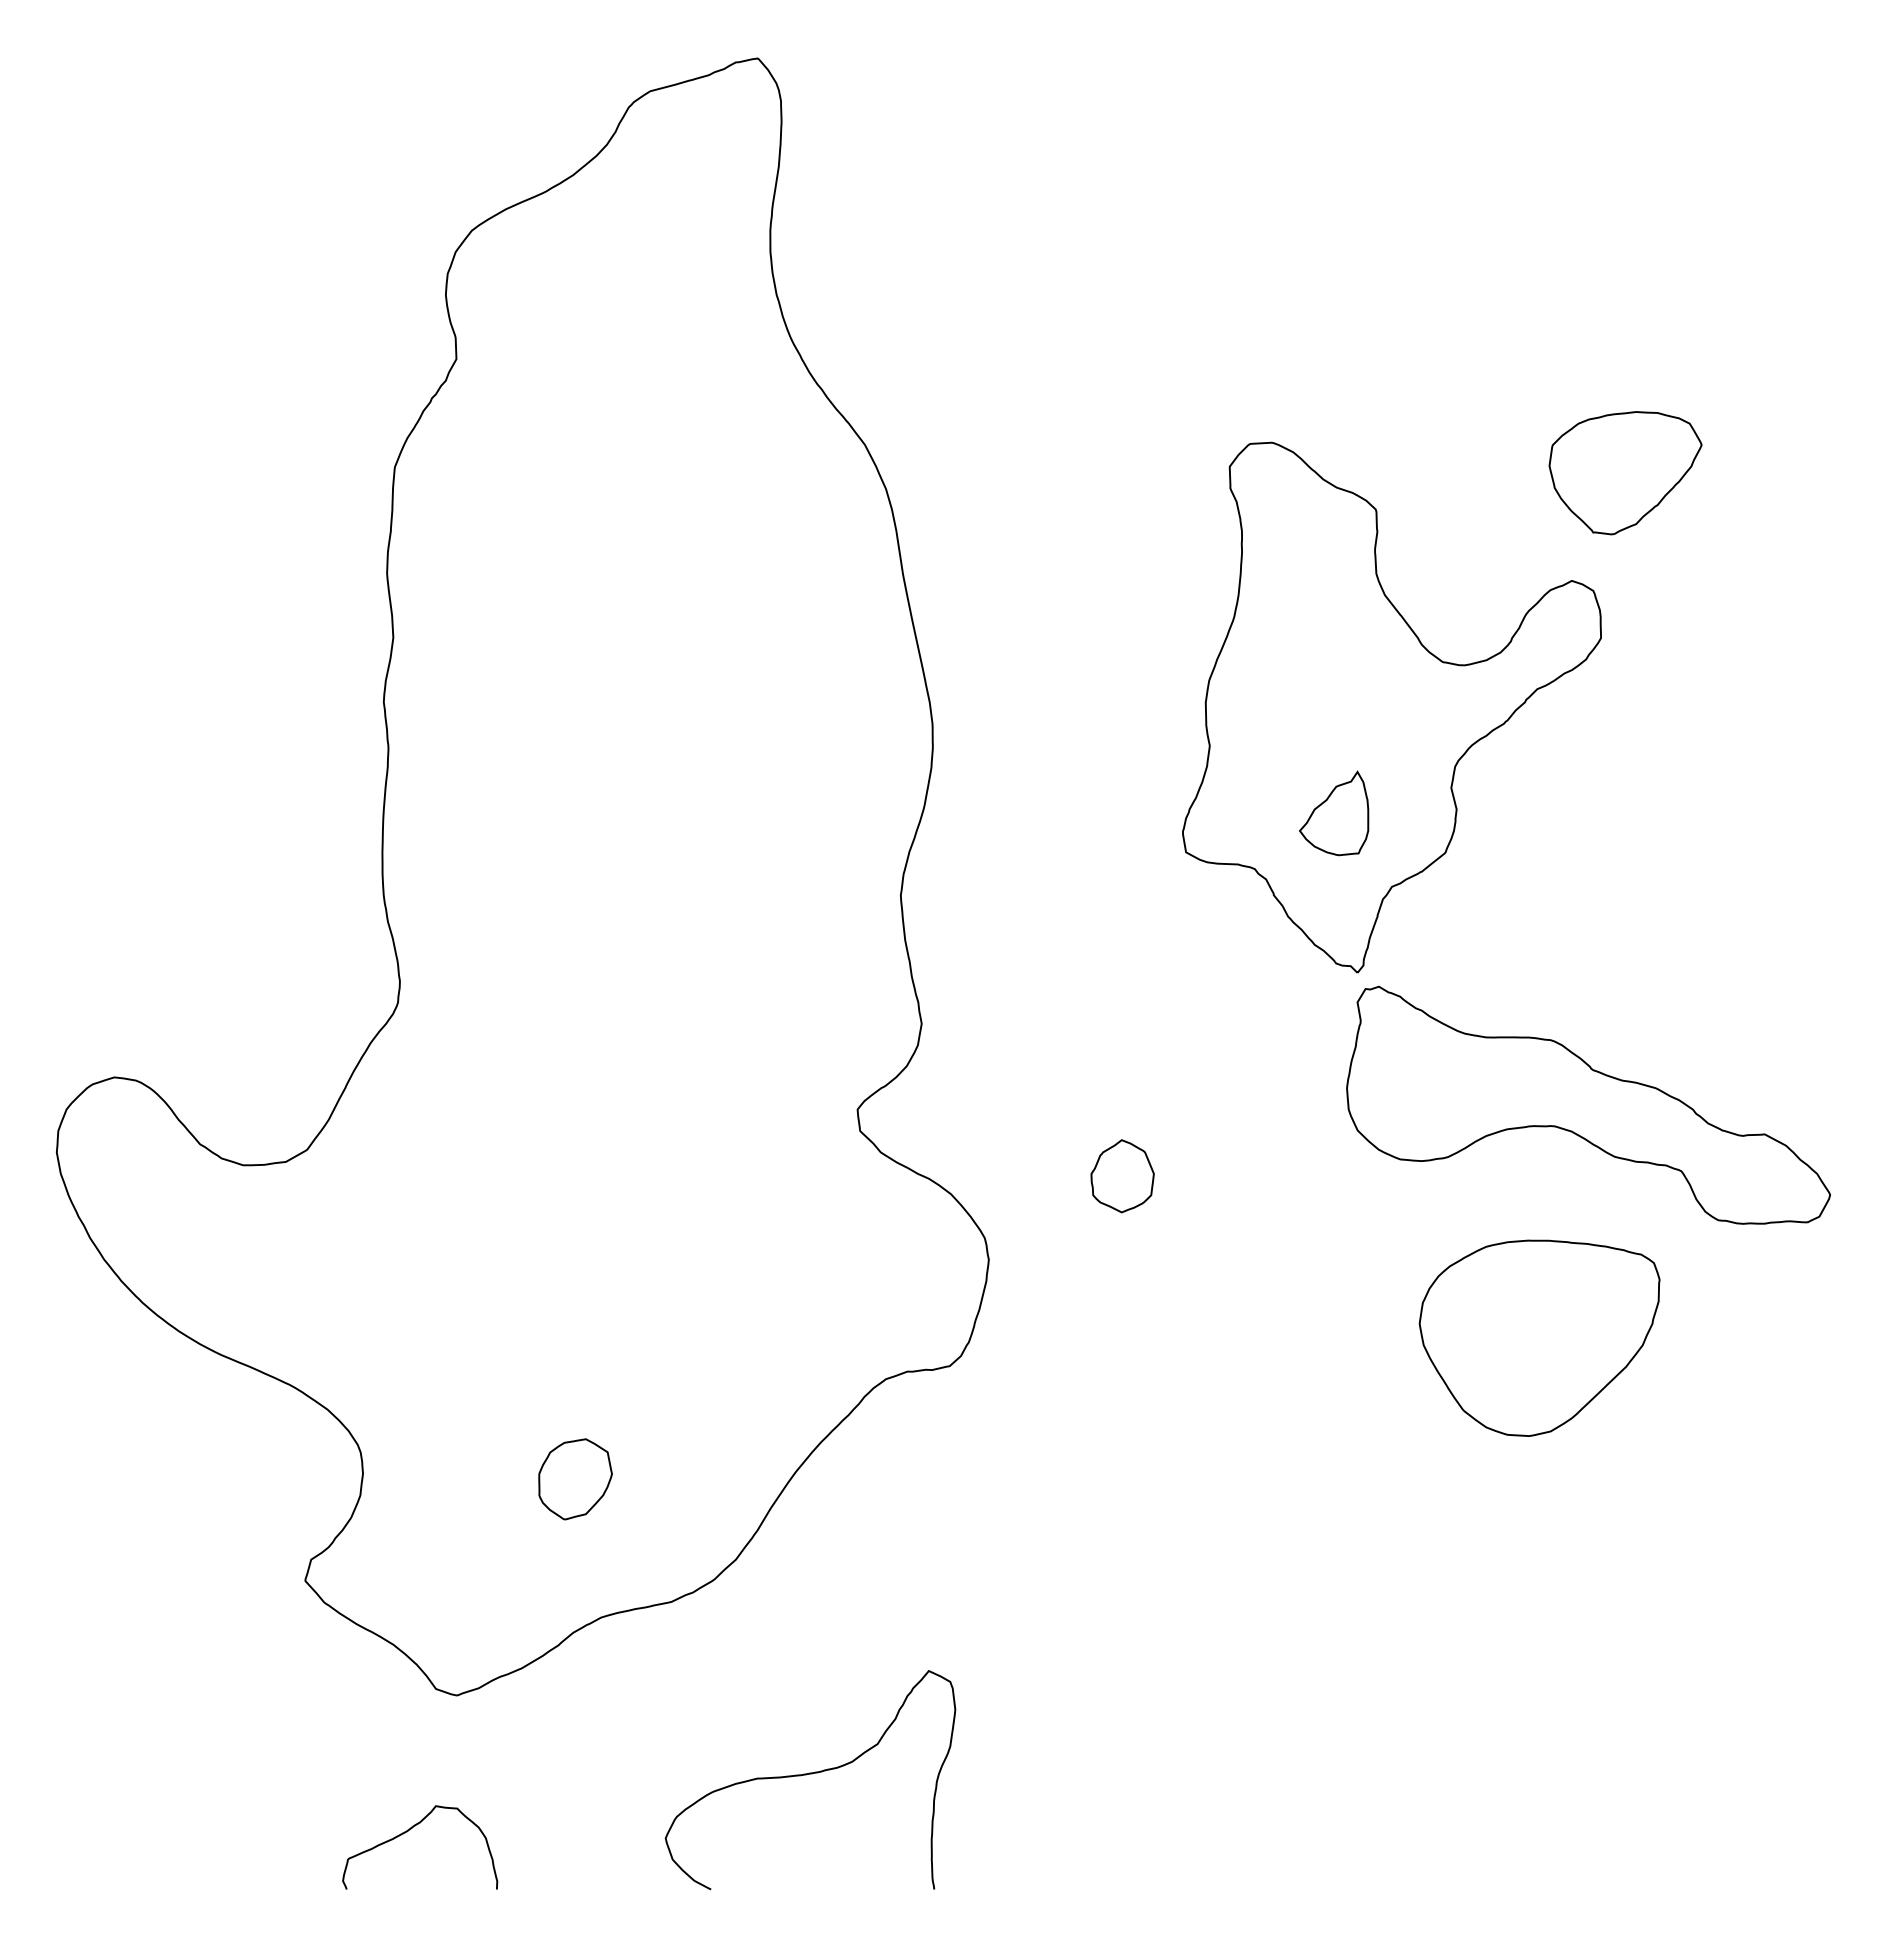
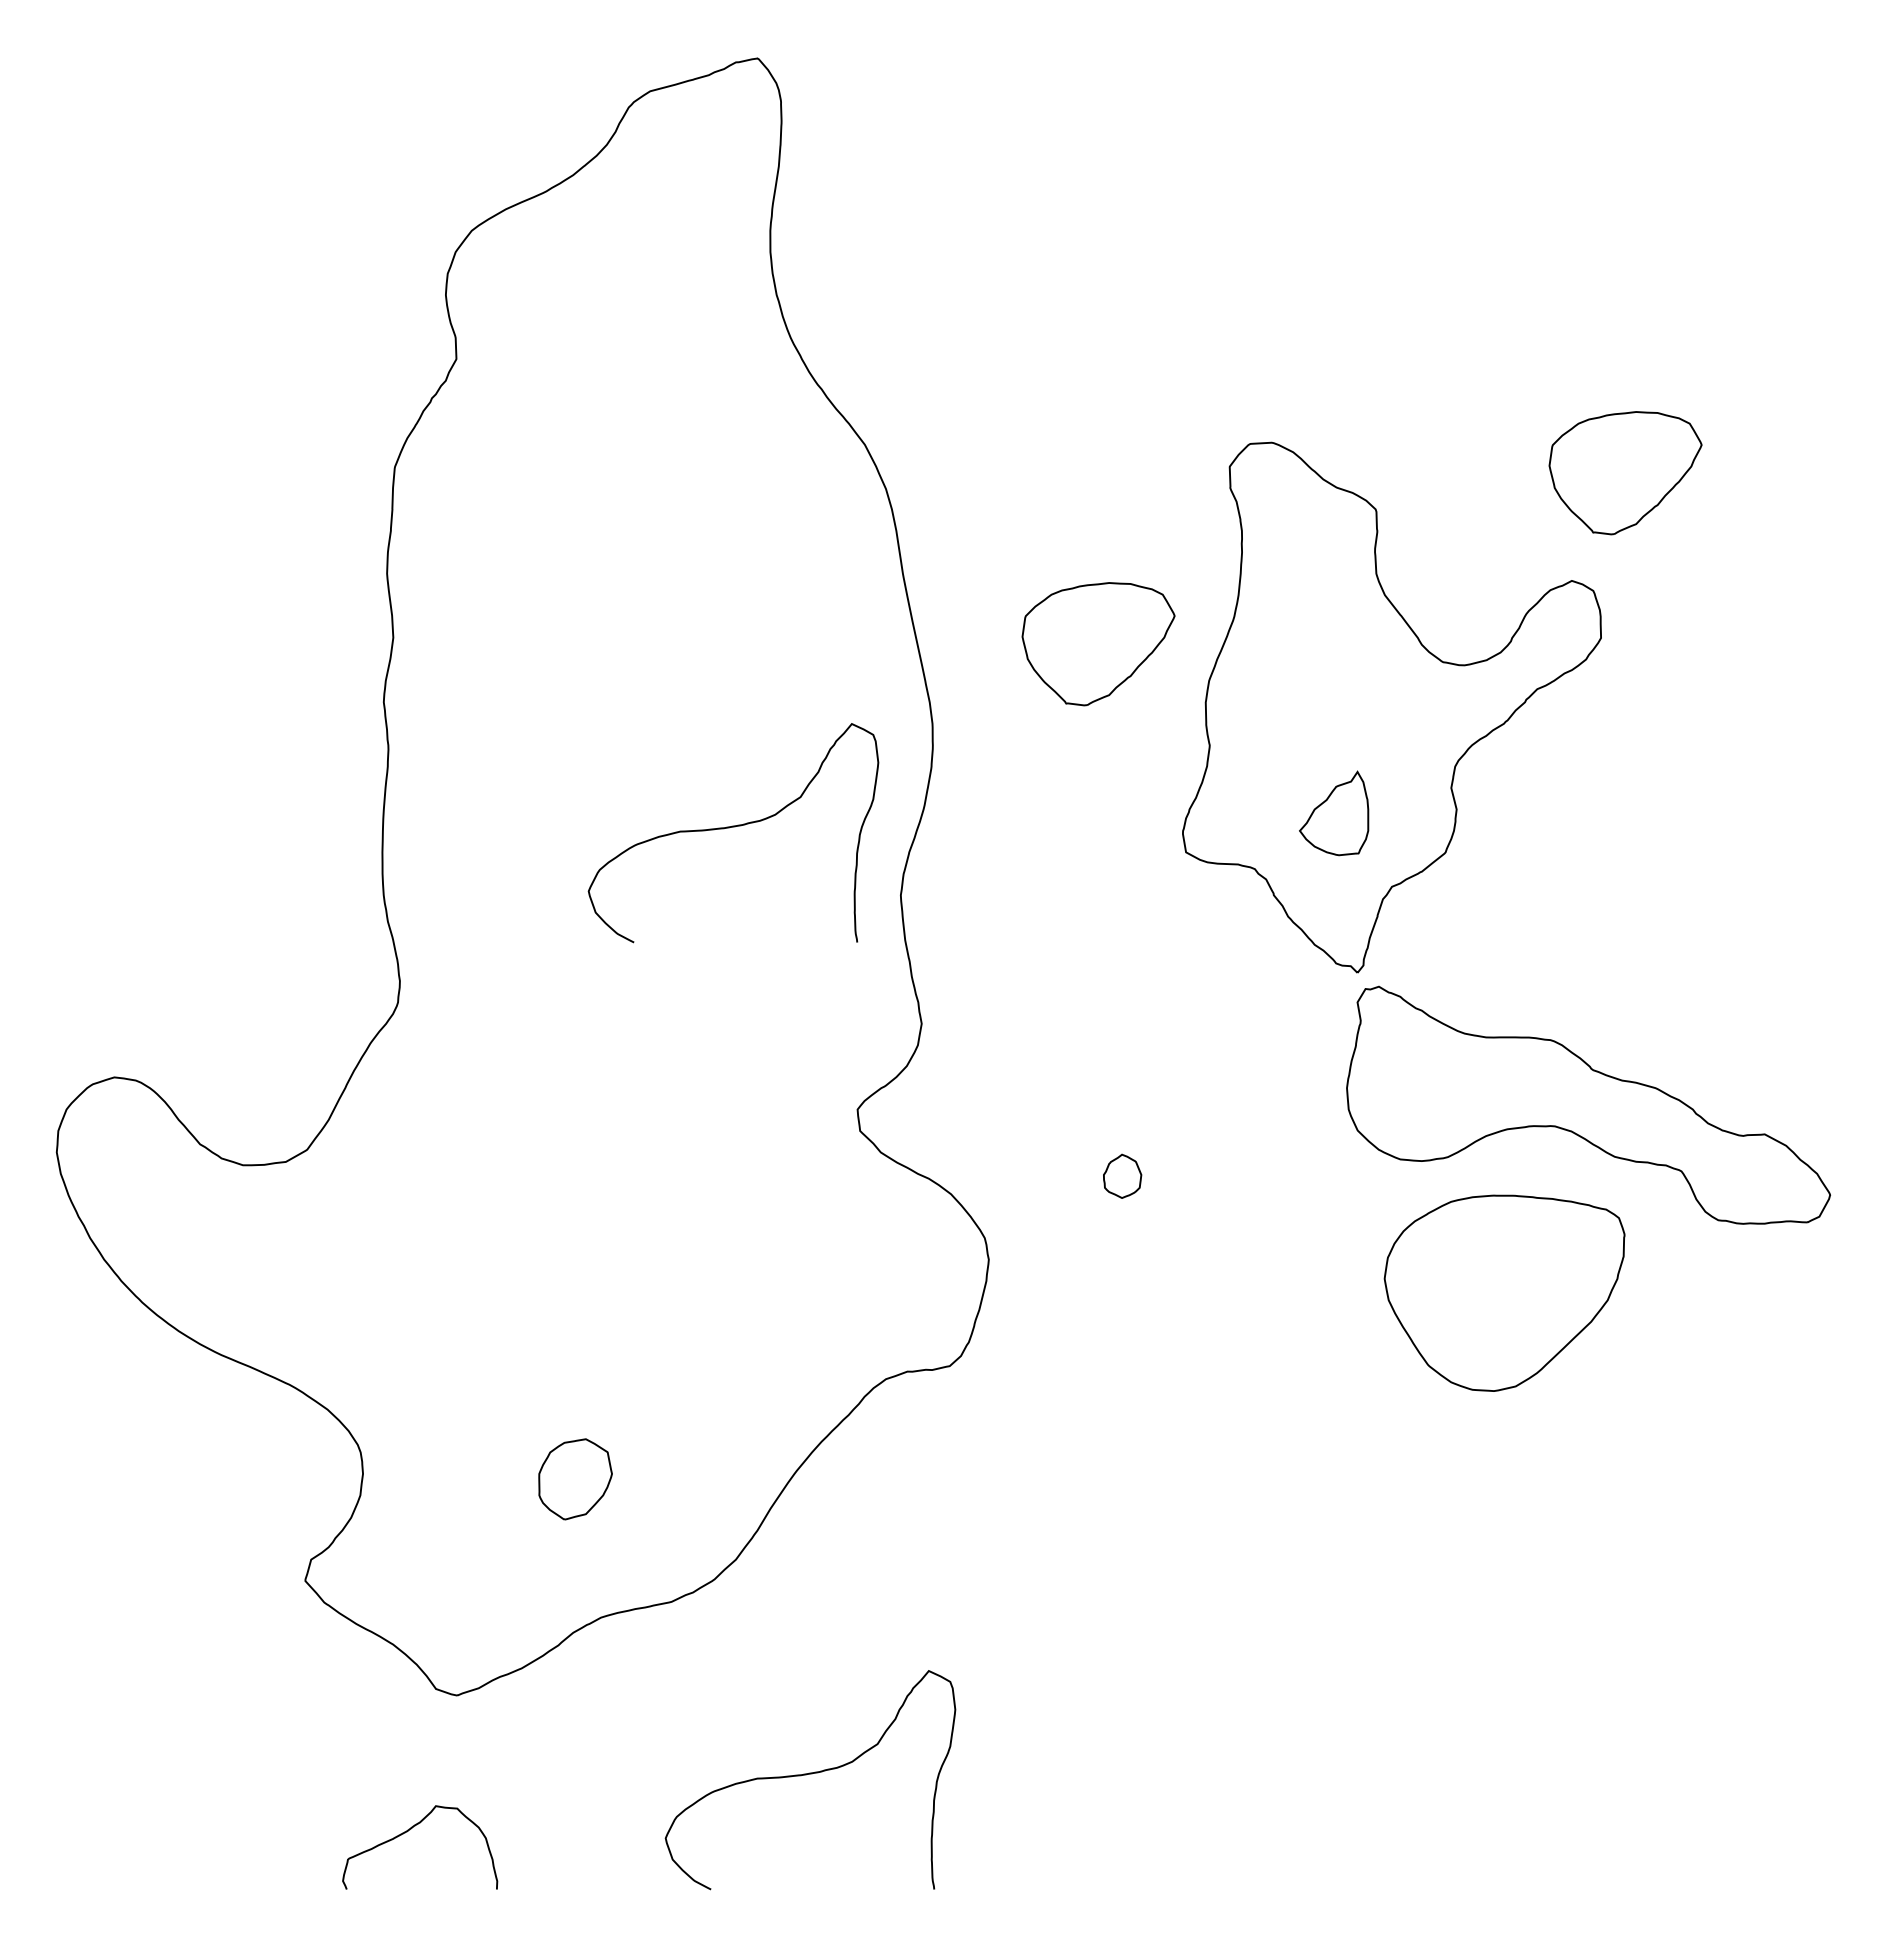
part: none -> present (1098, 644)
curve: none -> present (733, 827)
part size: 65x75 px -> 40x46 px (1122, 1175)
part position: (1539, 1337) -> (1504, 1292) (1504, 1292)
